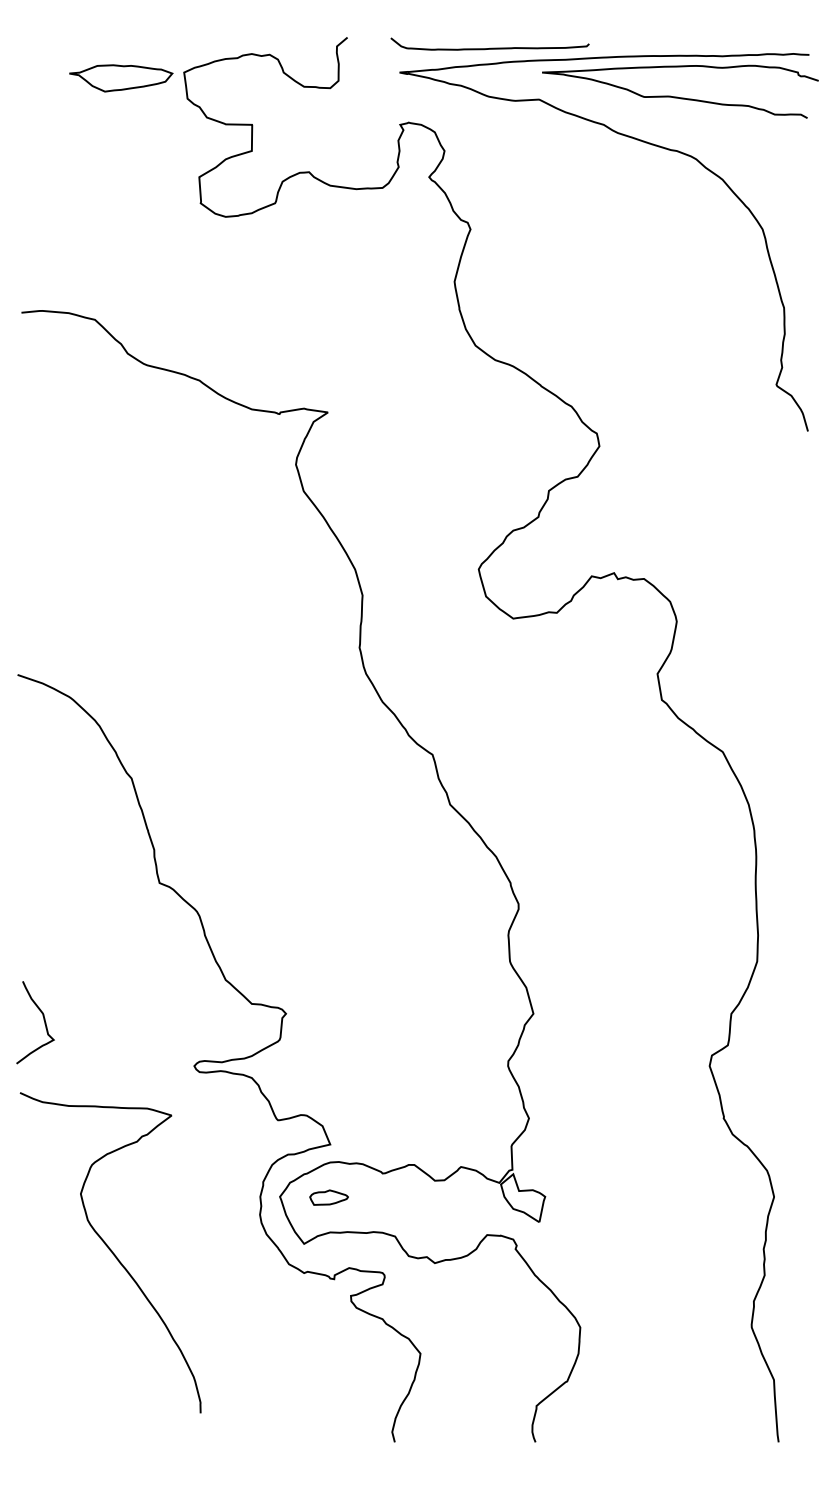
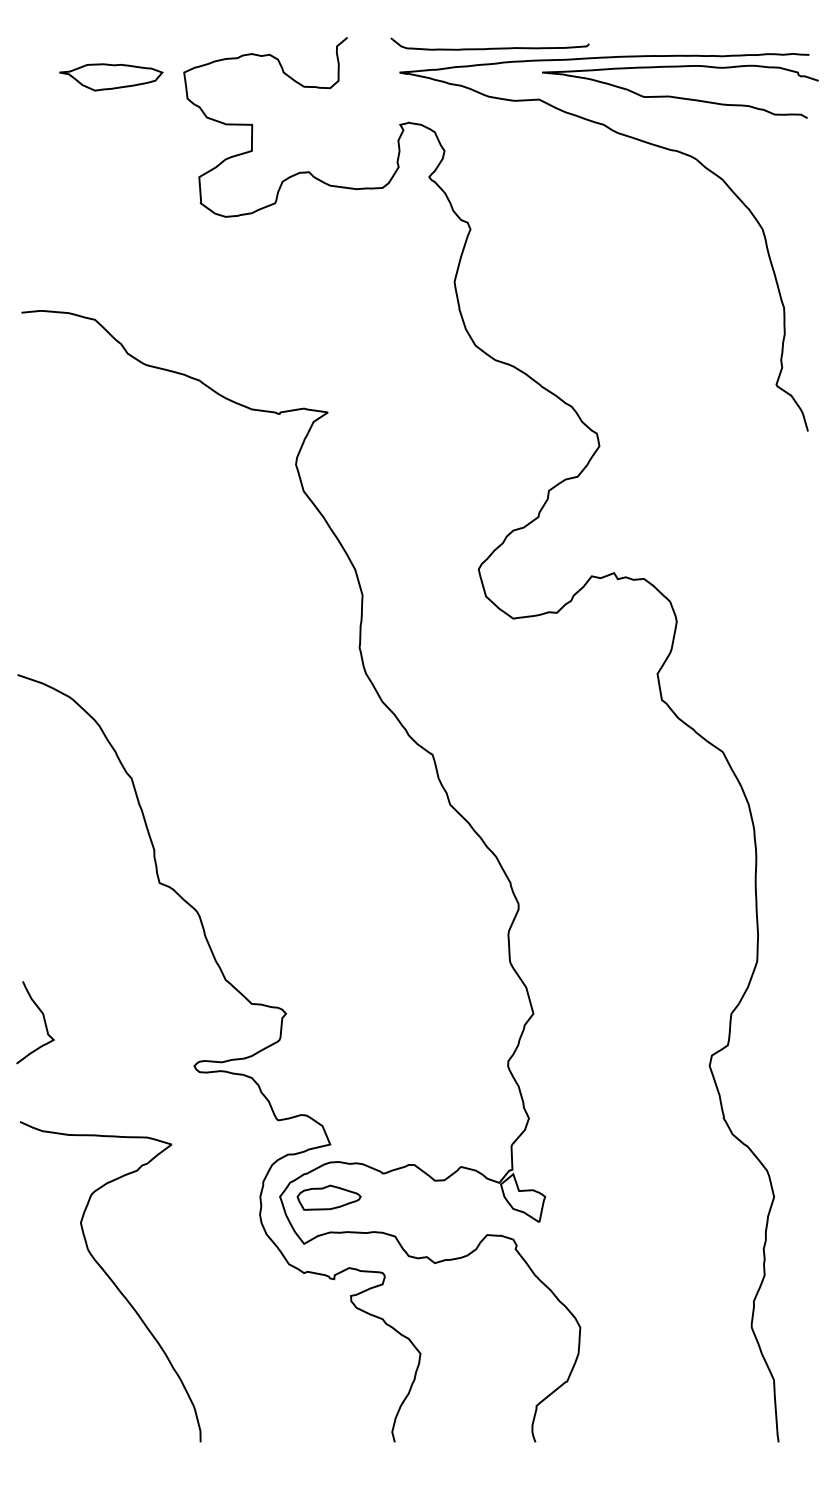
part position: (121, 78) -> (111, 77) (111, 77)
part size: 40x17 px -> 66x27 px (328, 1197)
curve position: (110, 1251) -> (110, 1280) (110, 1280)
